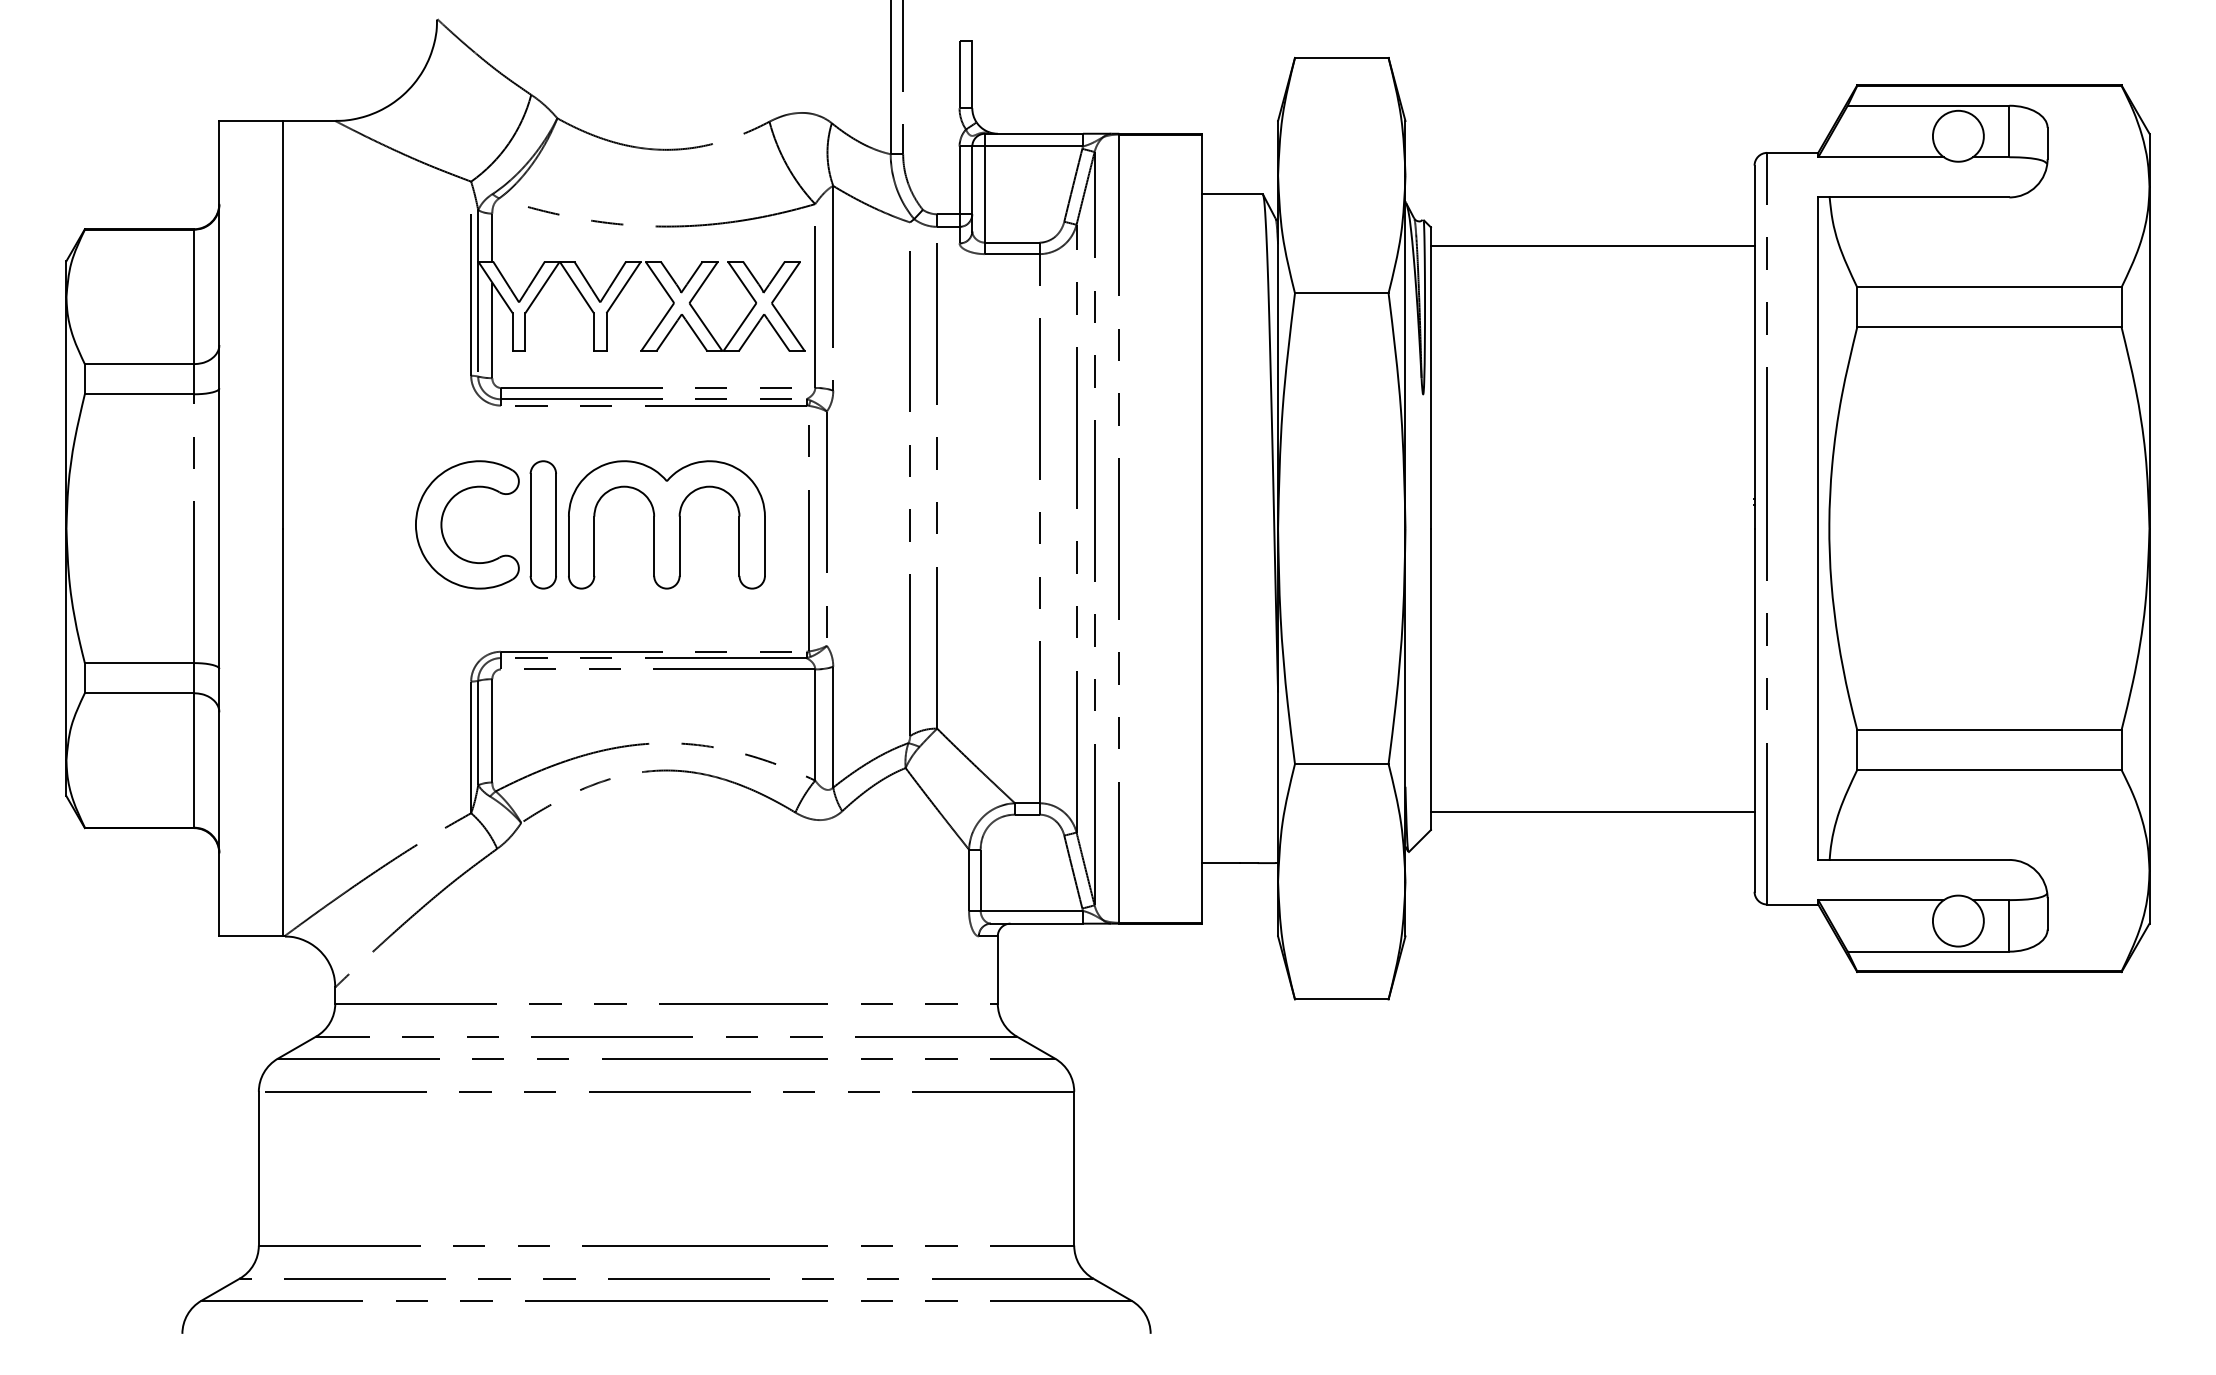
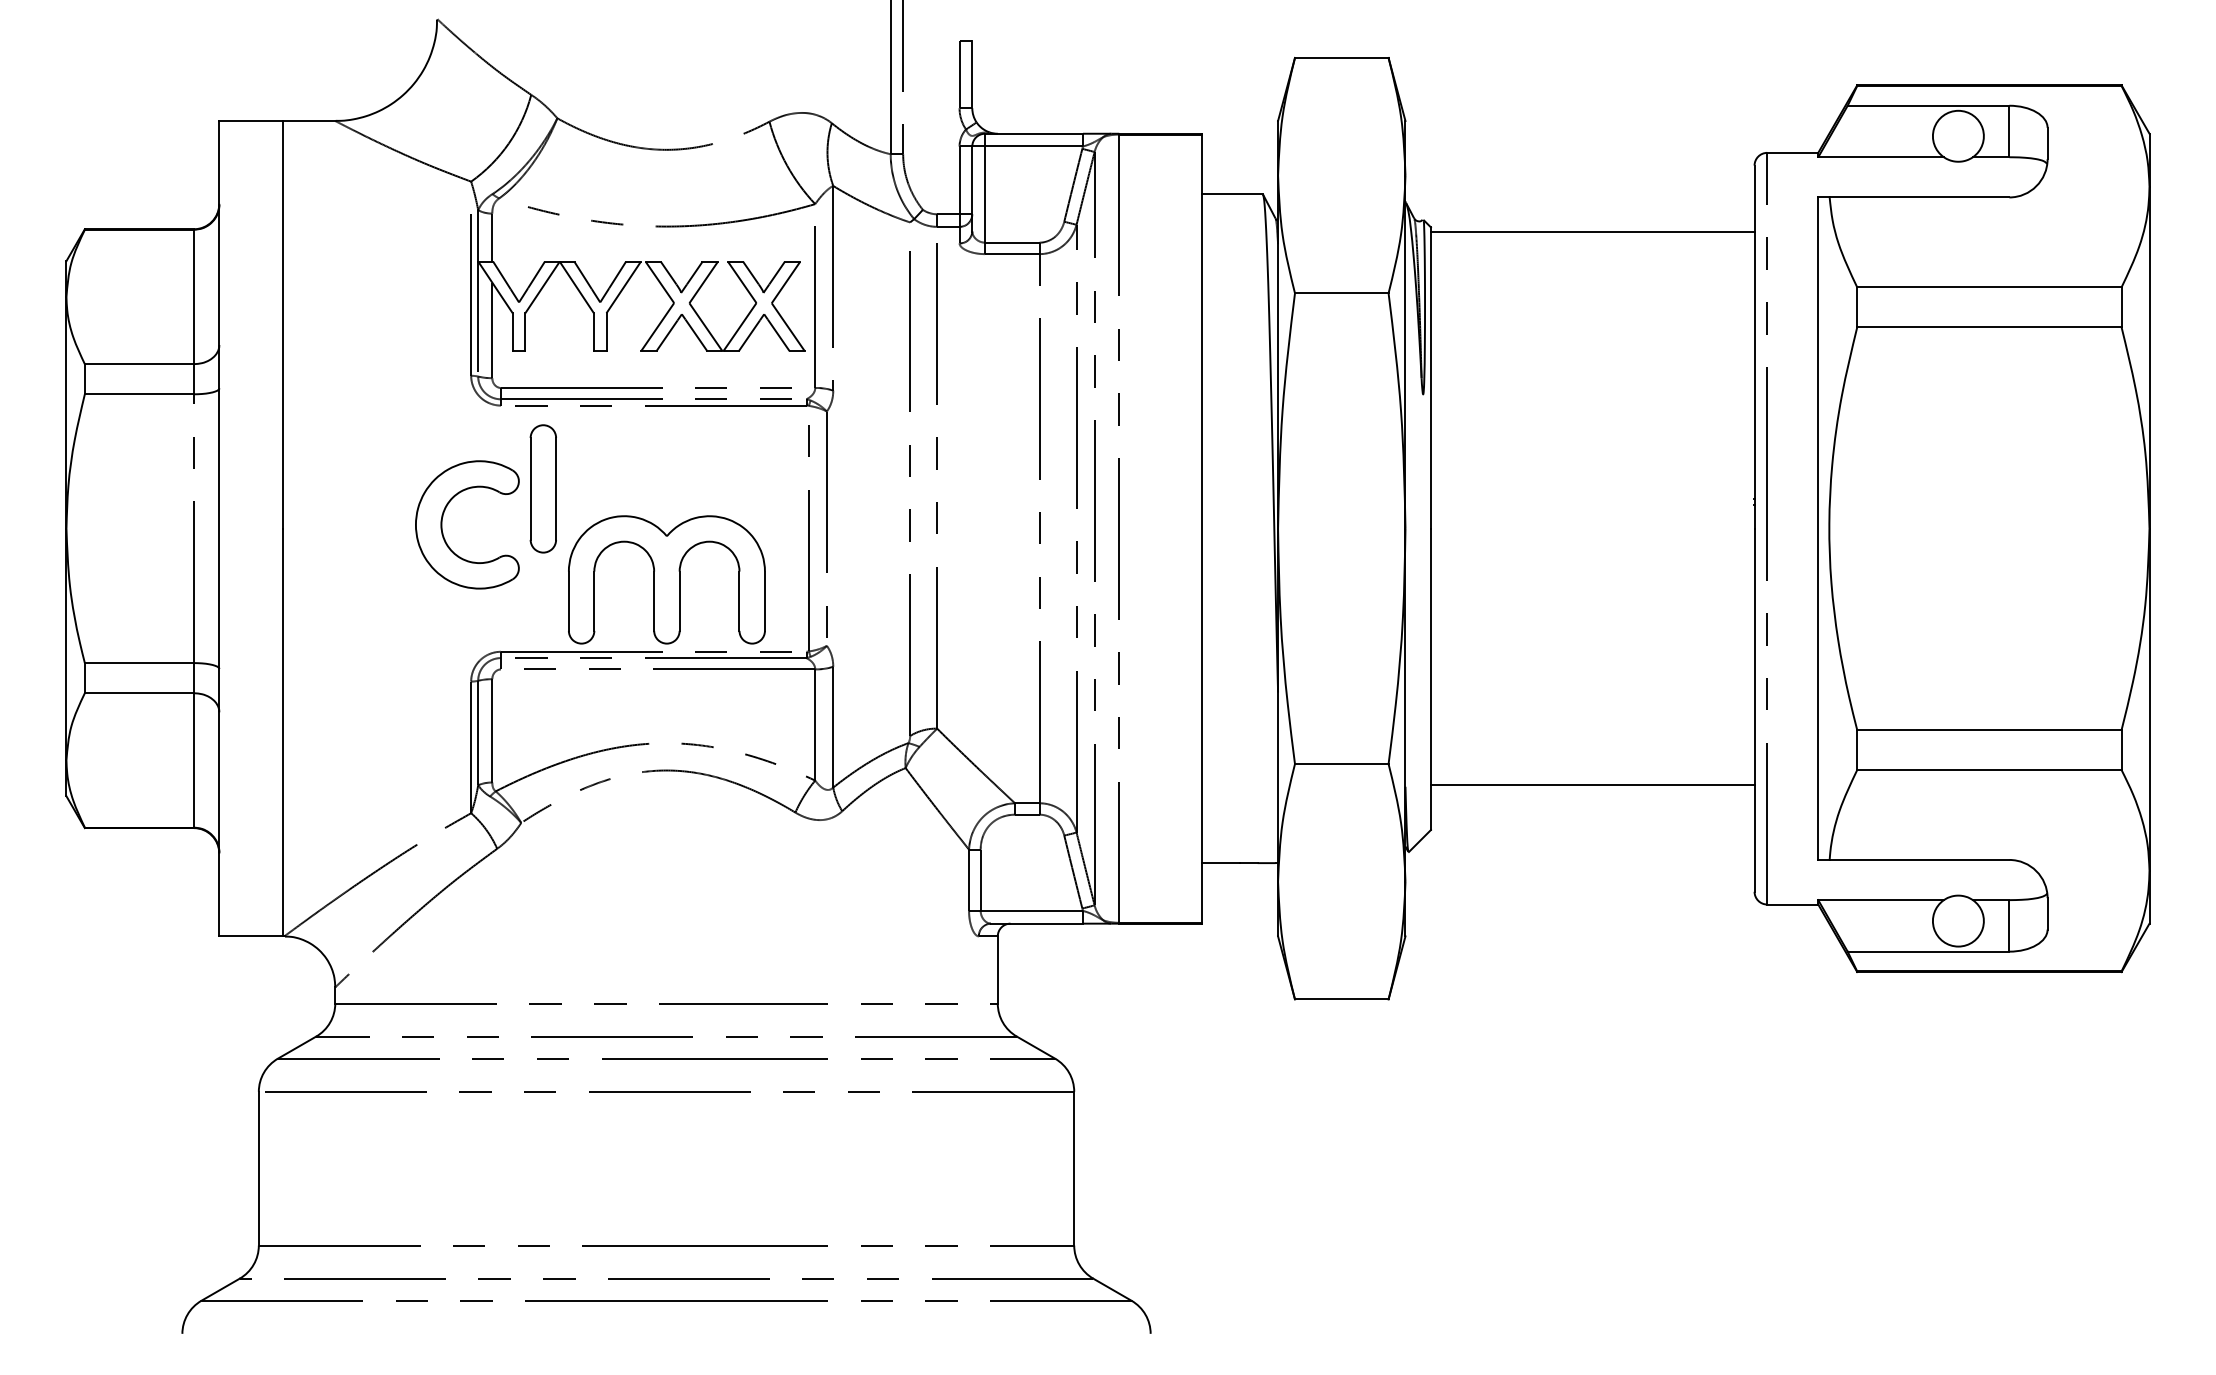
line position: (1592, 245) -> (1592, 231) (1592, 231)
part position: (542, 524) -> (542, 488) (542, 488)
part position: (666, 524) -> (666, 579) (666, 579)
line position: (1592, 811) -> (1592, 784) (1592, 784)
